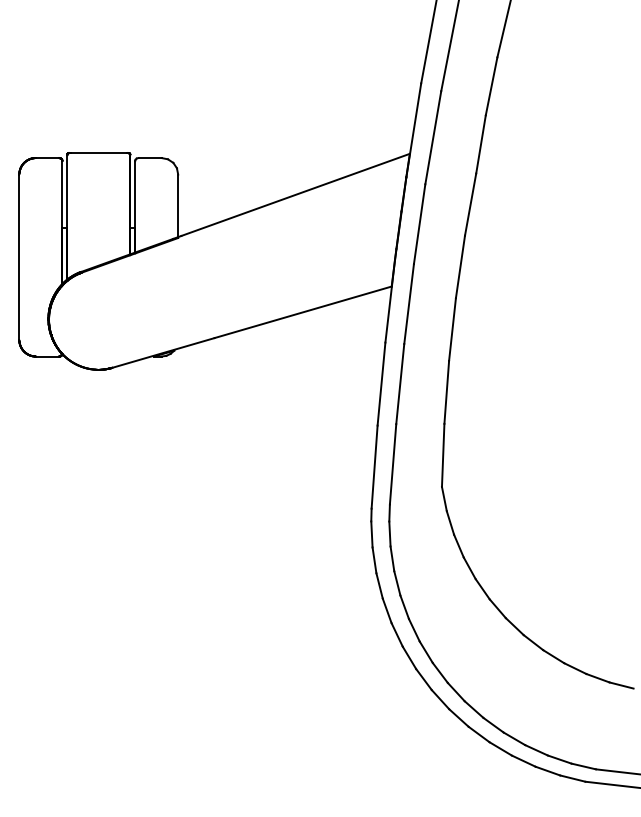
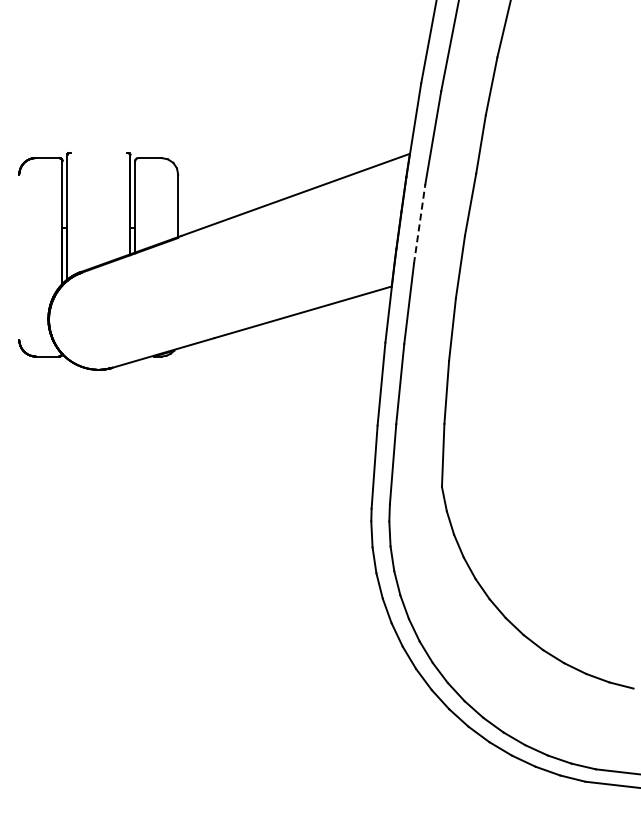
line: present -> none (98, 153)
line: solid -> dashed (419, 223)
line: present -> none (19, 257)
